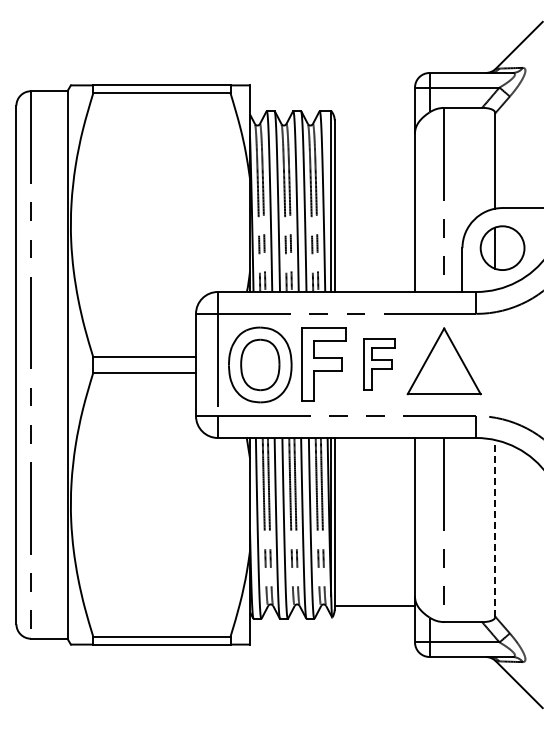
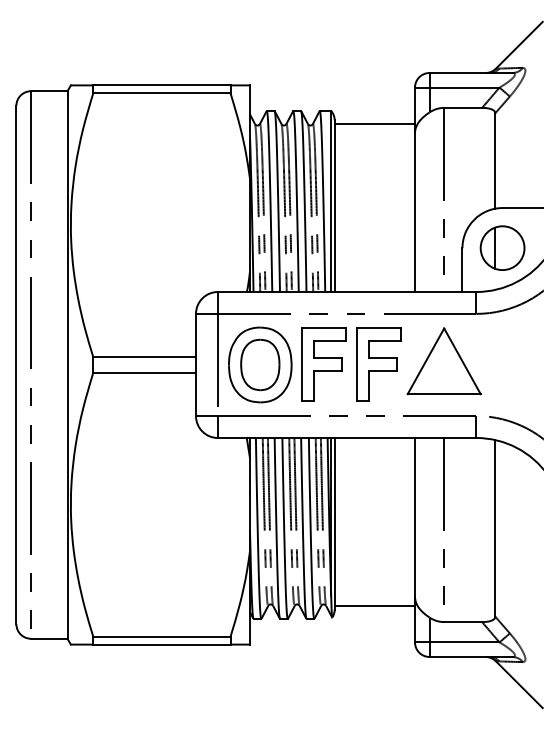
line: none -> present (374, 124)
part size: 33x53 px -> 46x75 px (378, 364)
line: dashed -> solid (495, 527)
